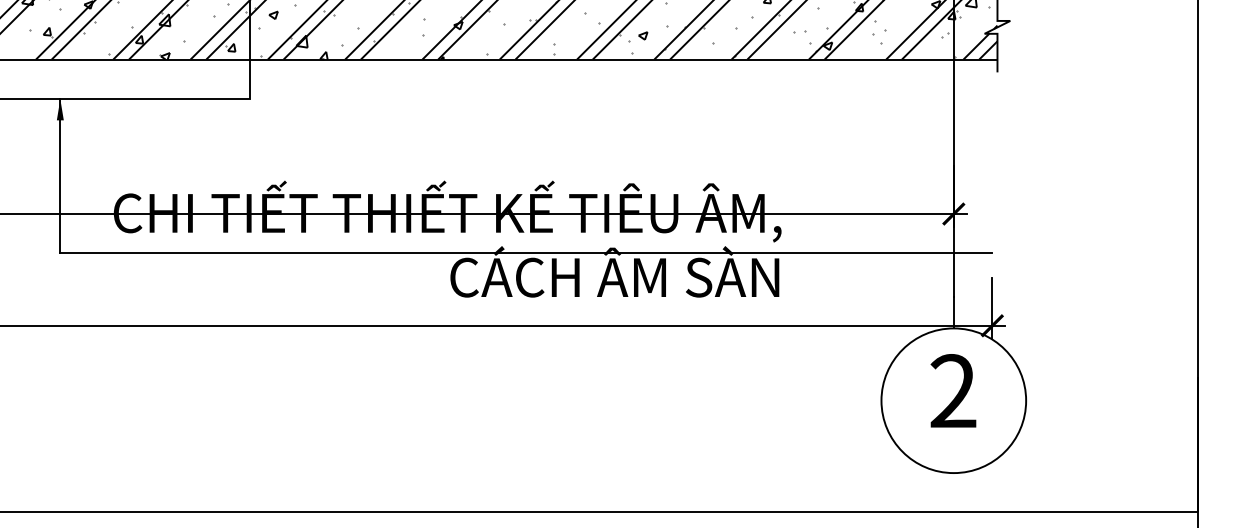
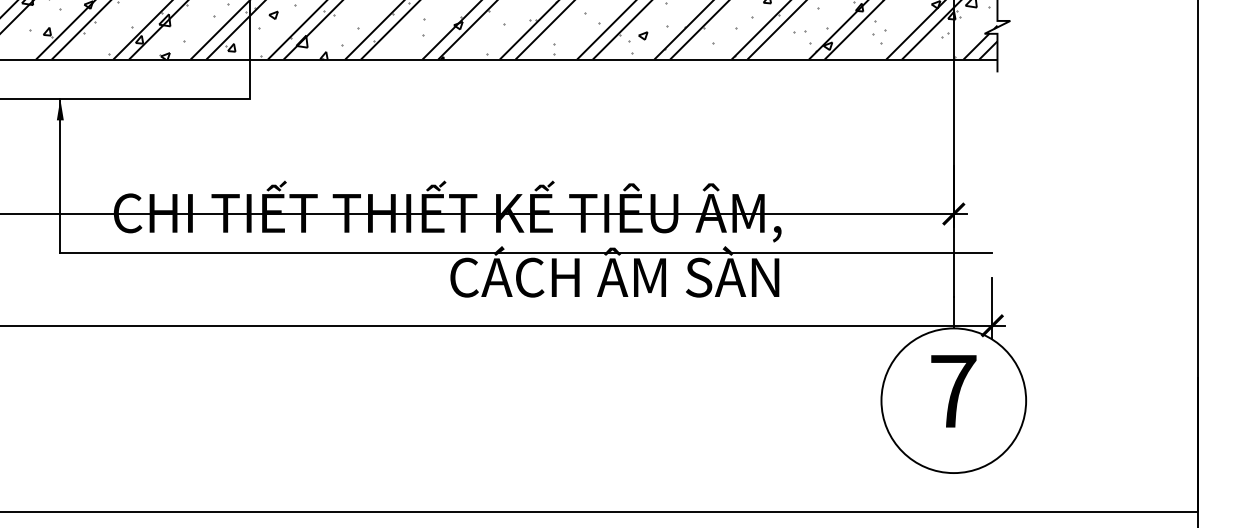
text: 2 -> 7 (953, 390)
